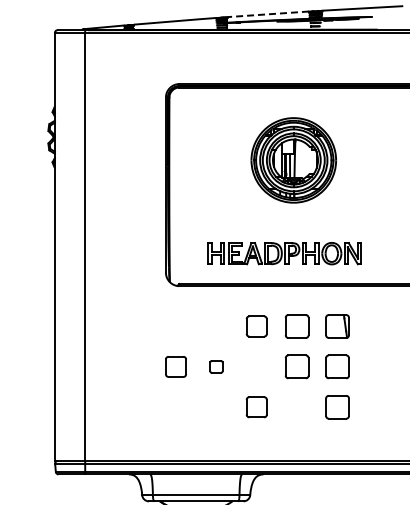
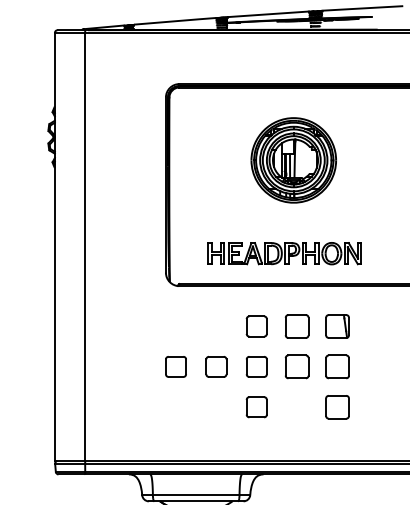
line: dashed -> solid (268, 14)
part size: 15x14 px -> 23x22 px (216, 366)
part: none -> present (256, 366)
